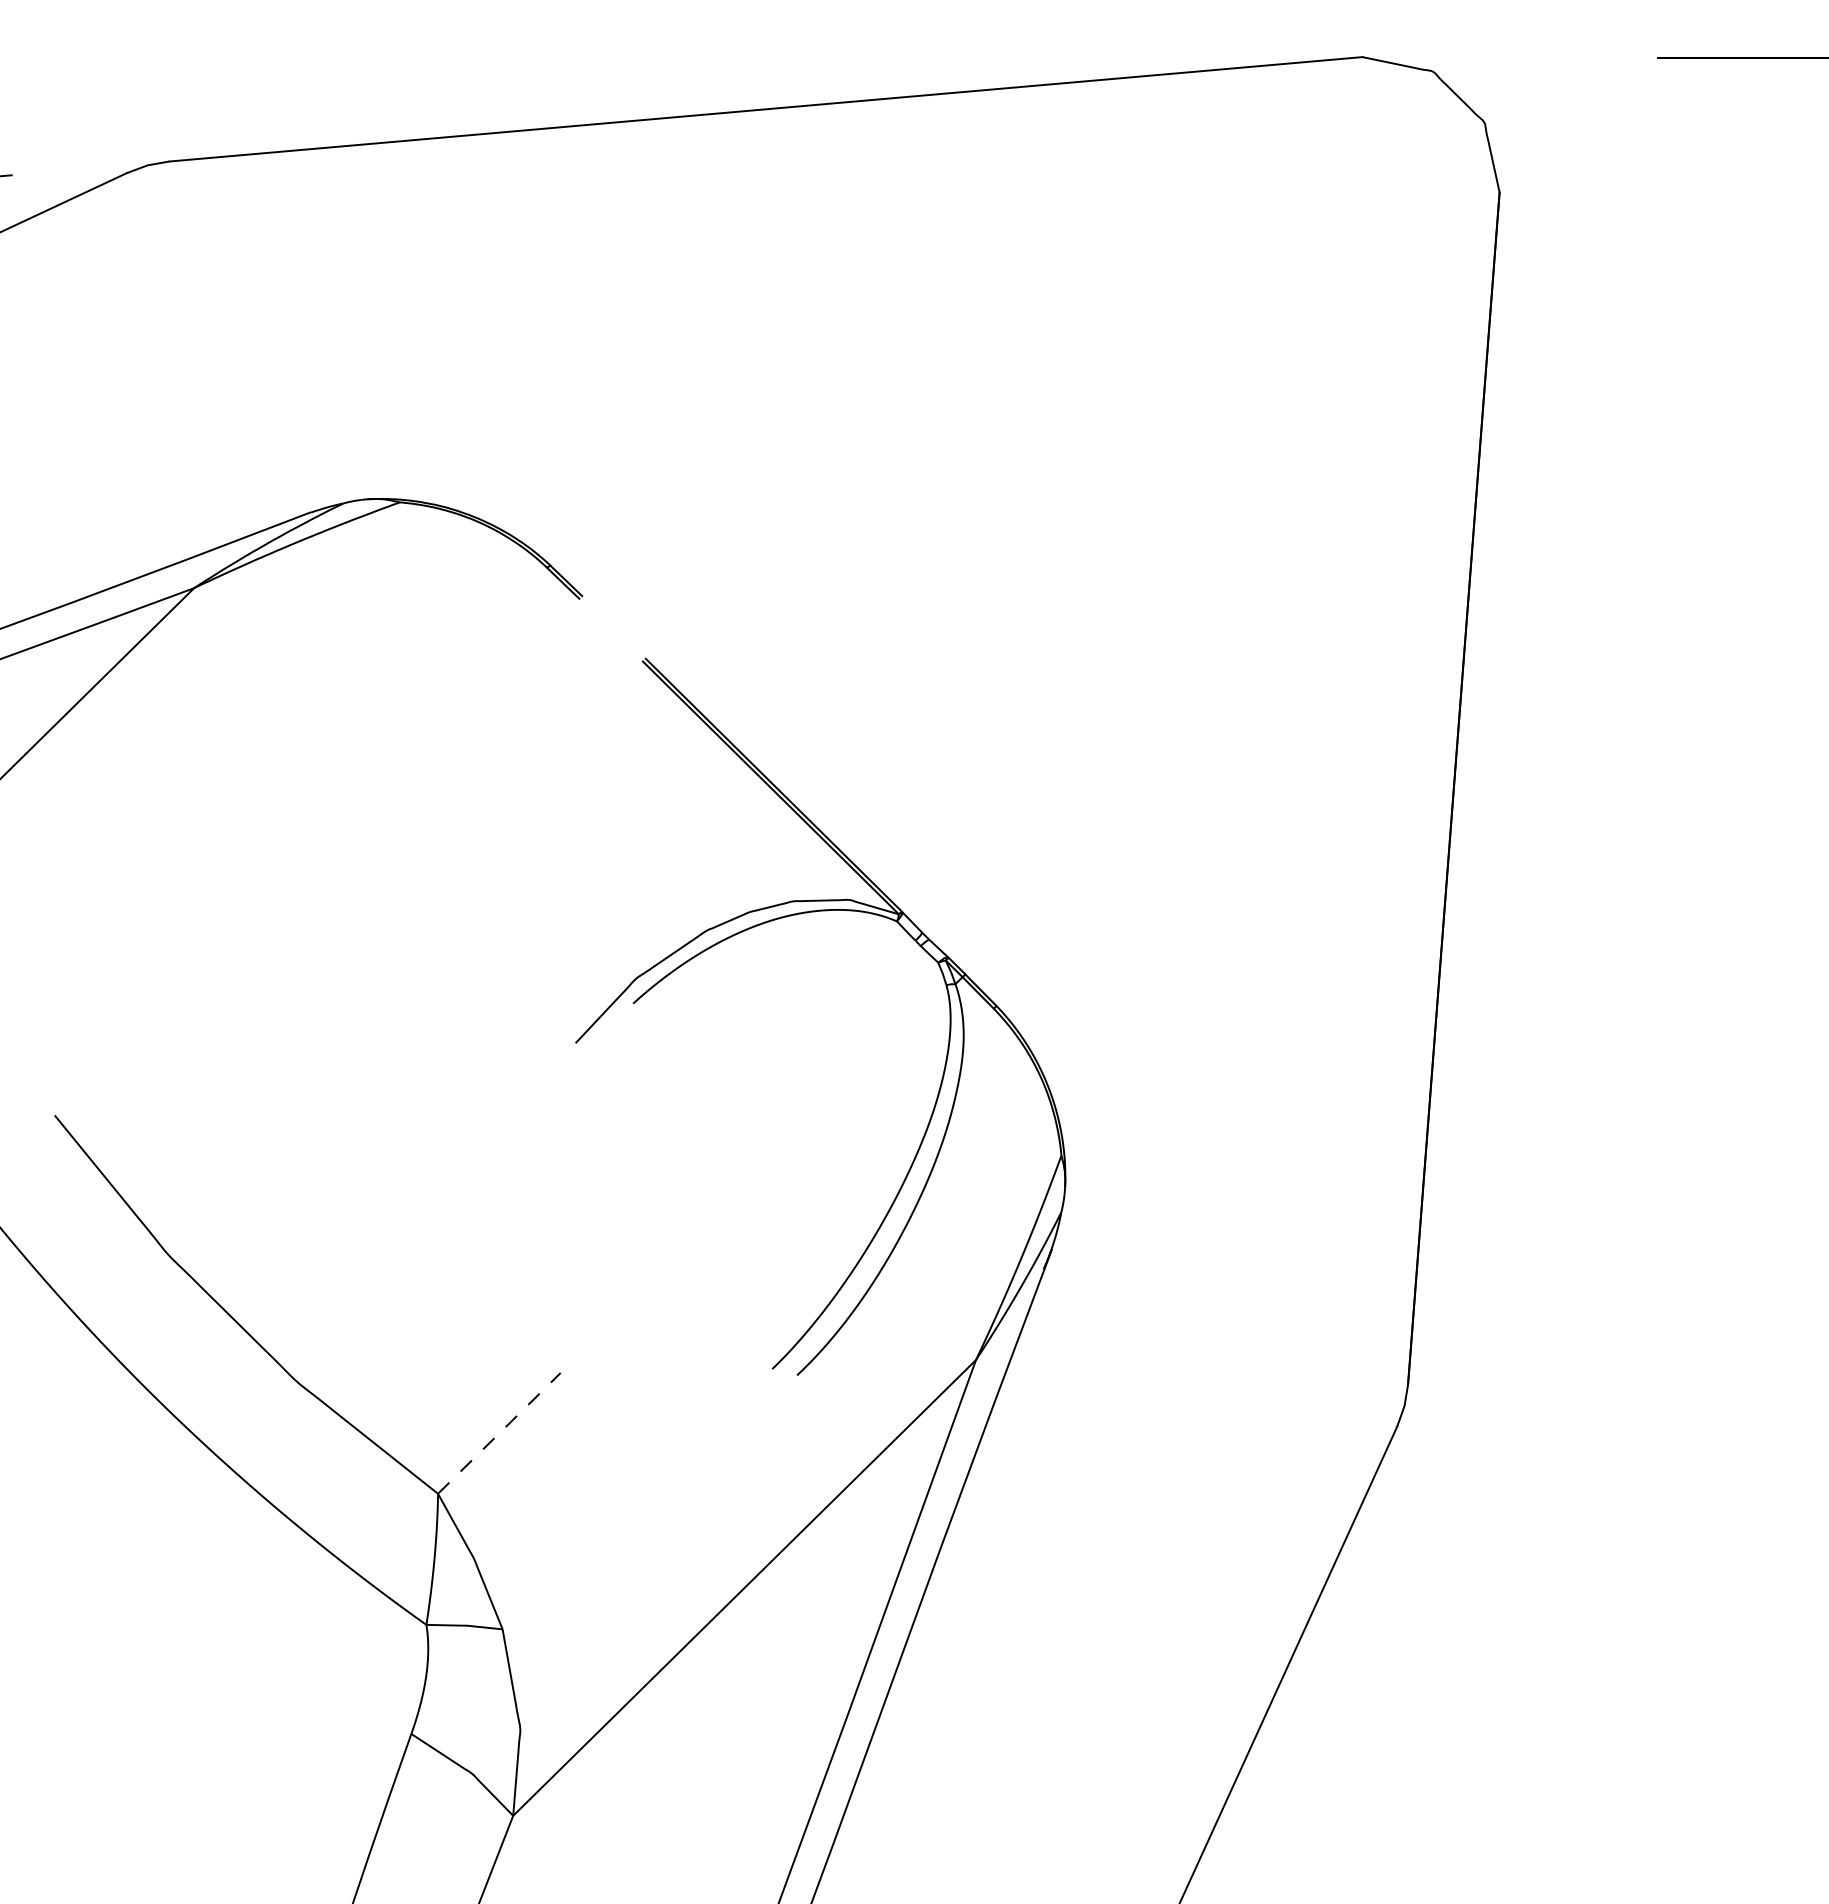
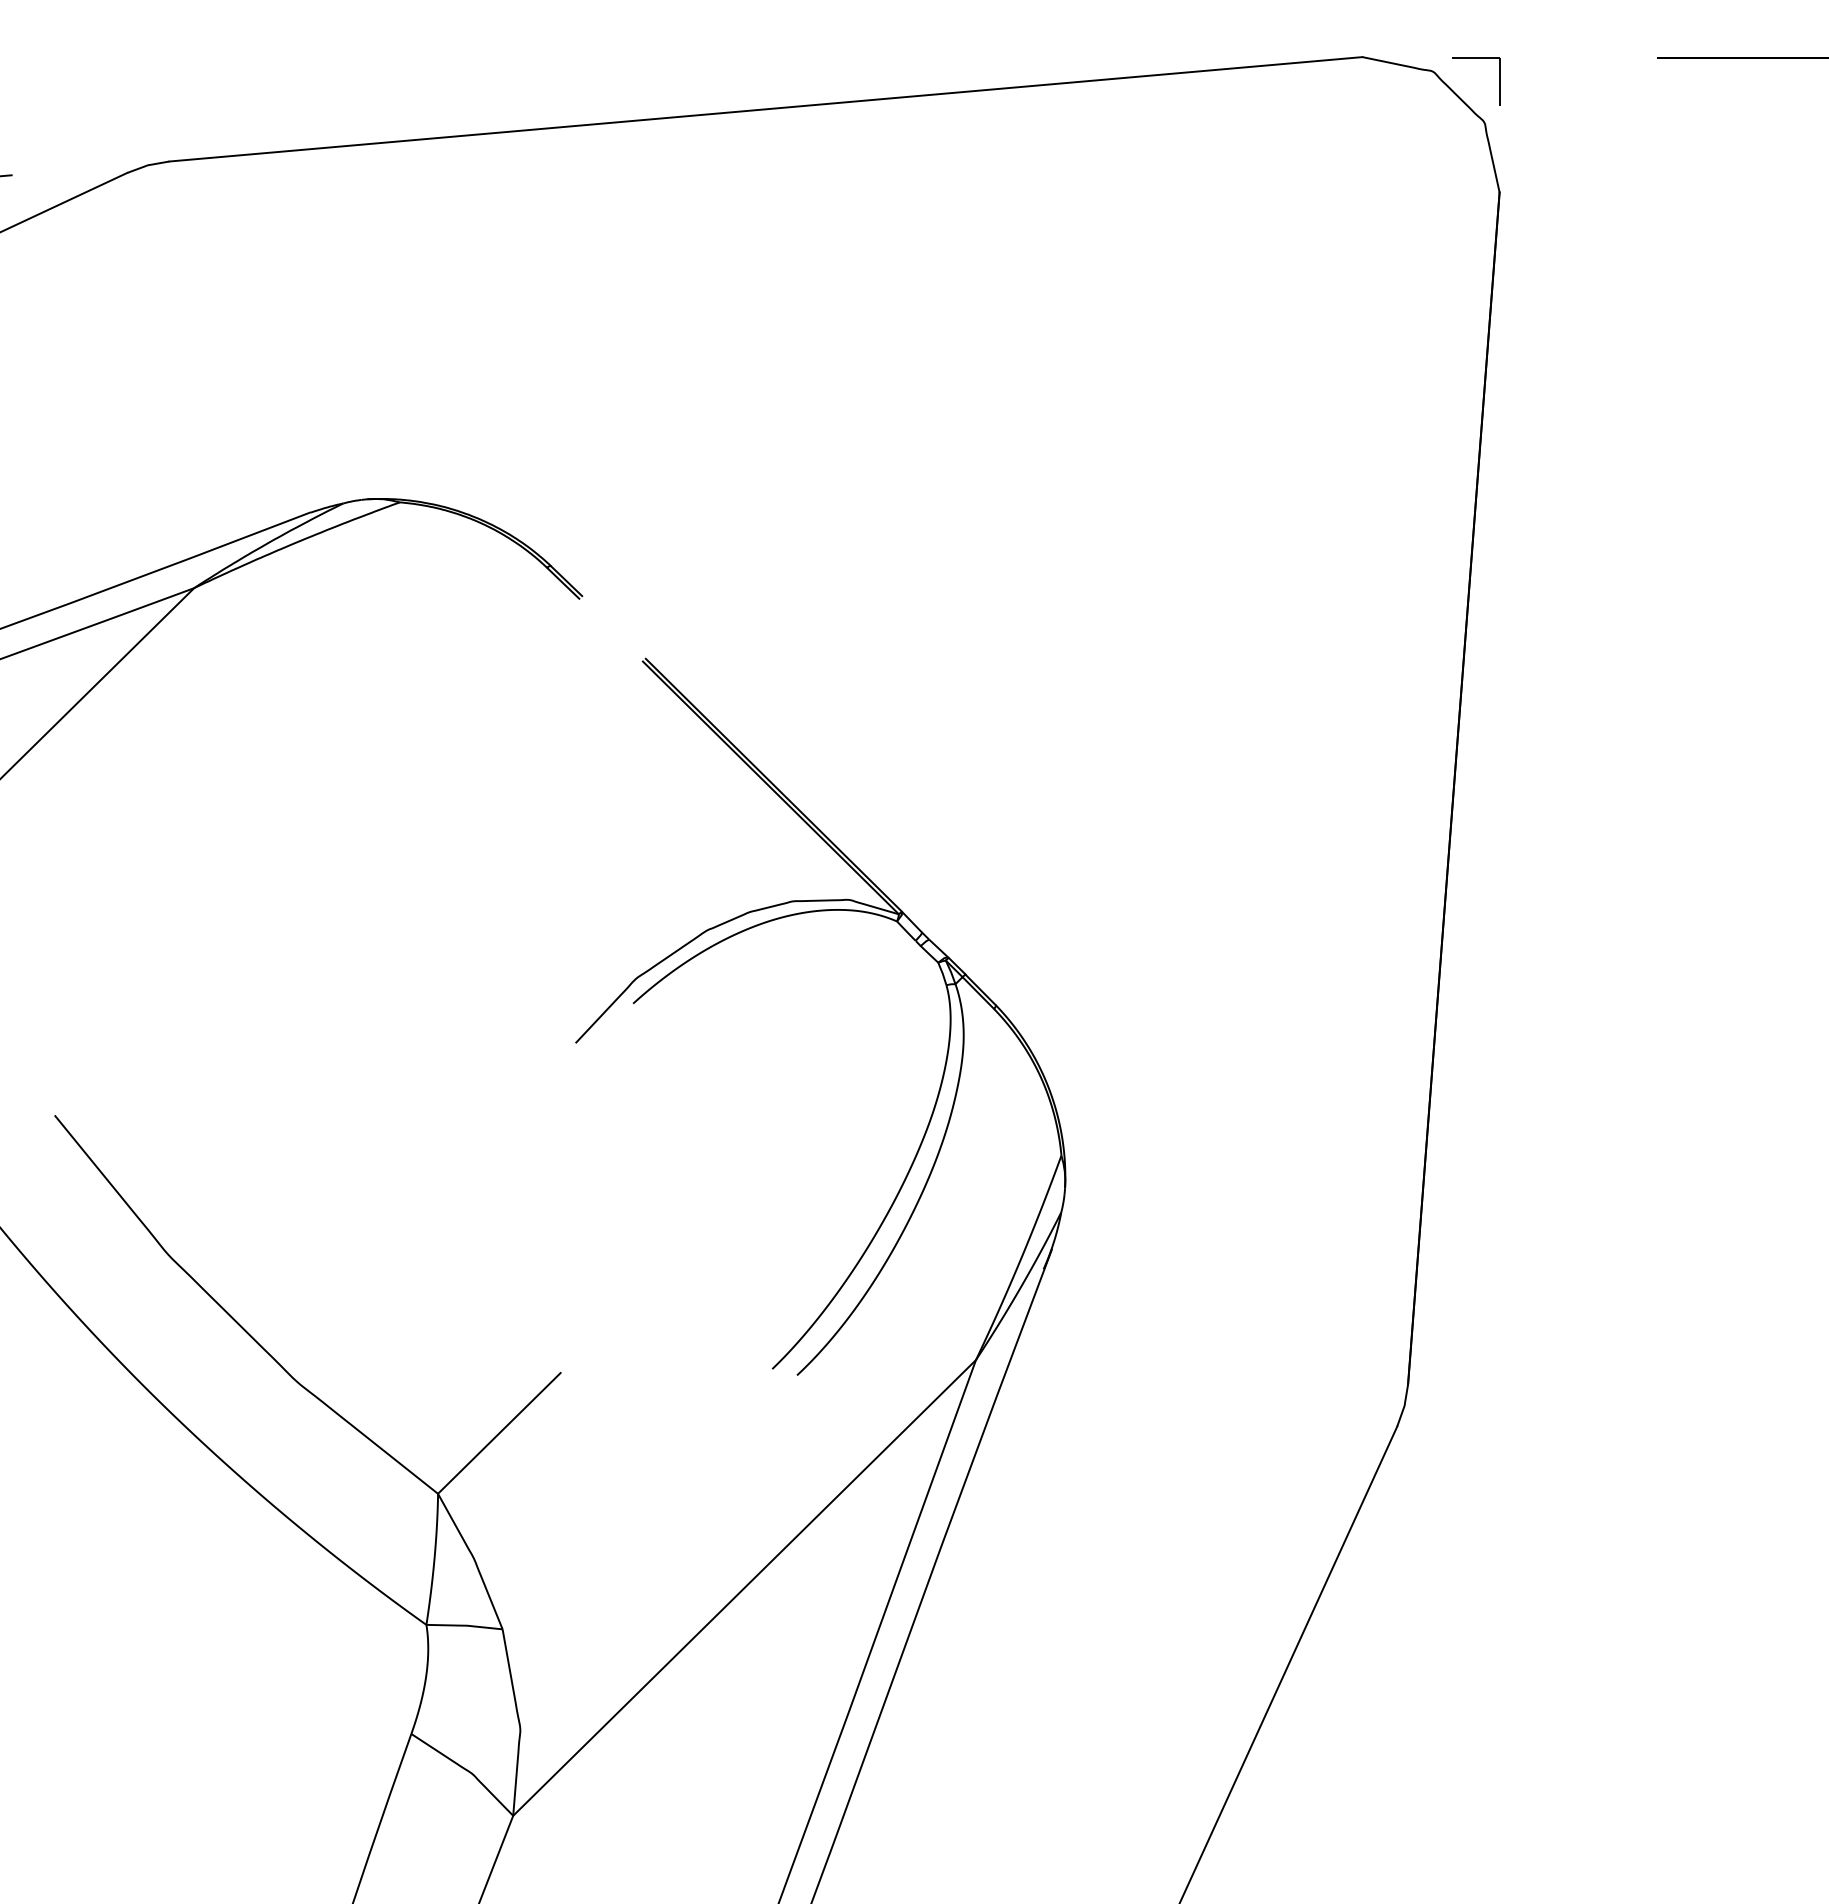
part: none -> present (1476, 58)
line: dashed -> solid (499, 1433)
